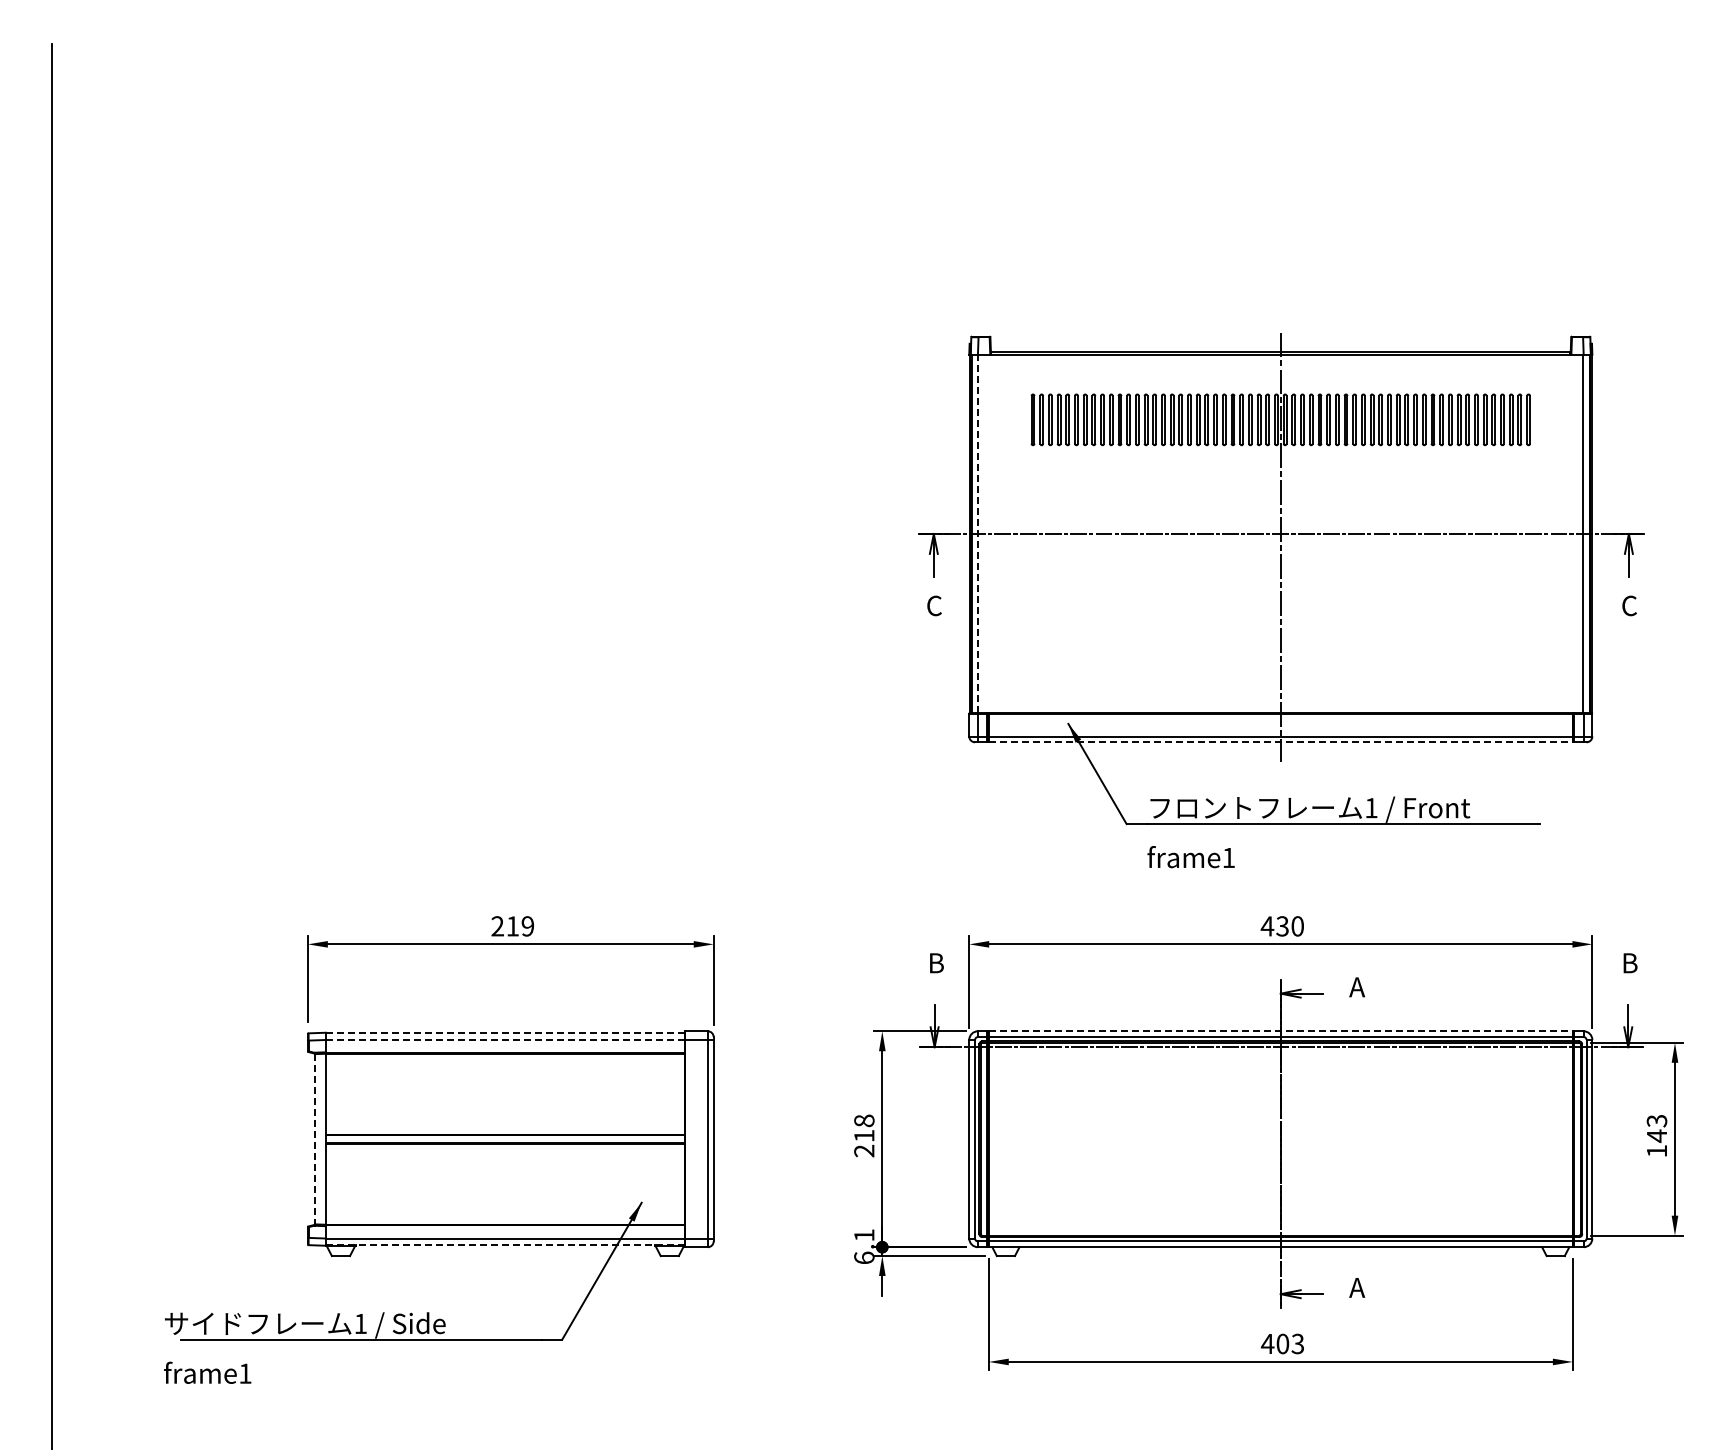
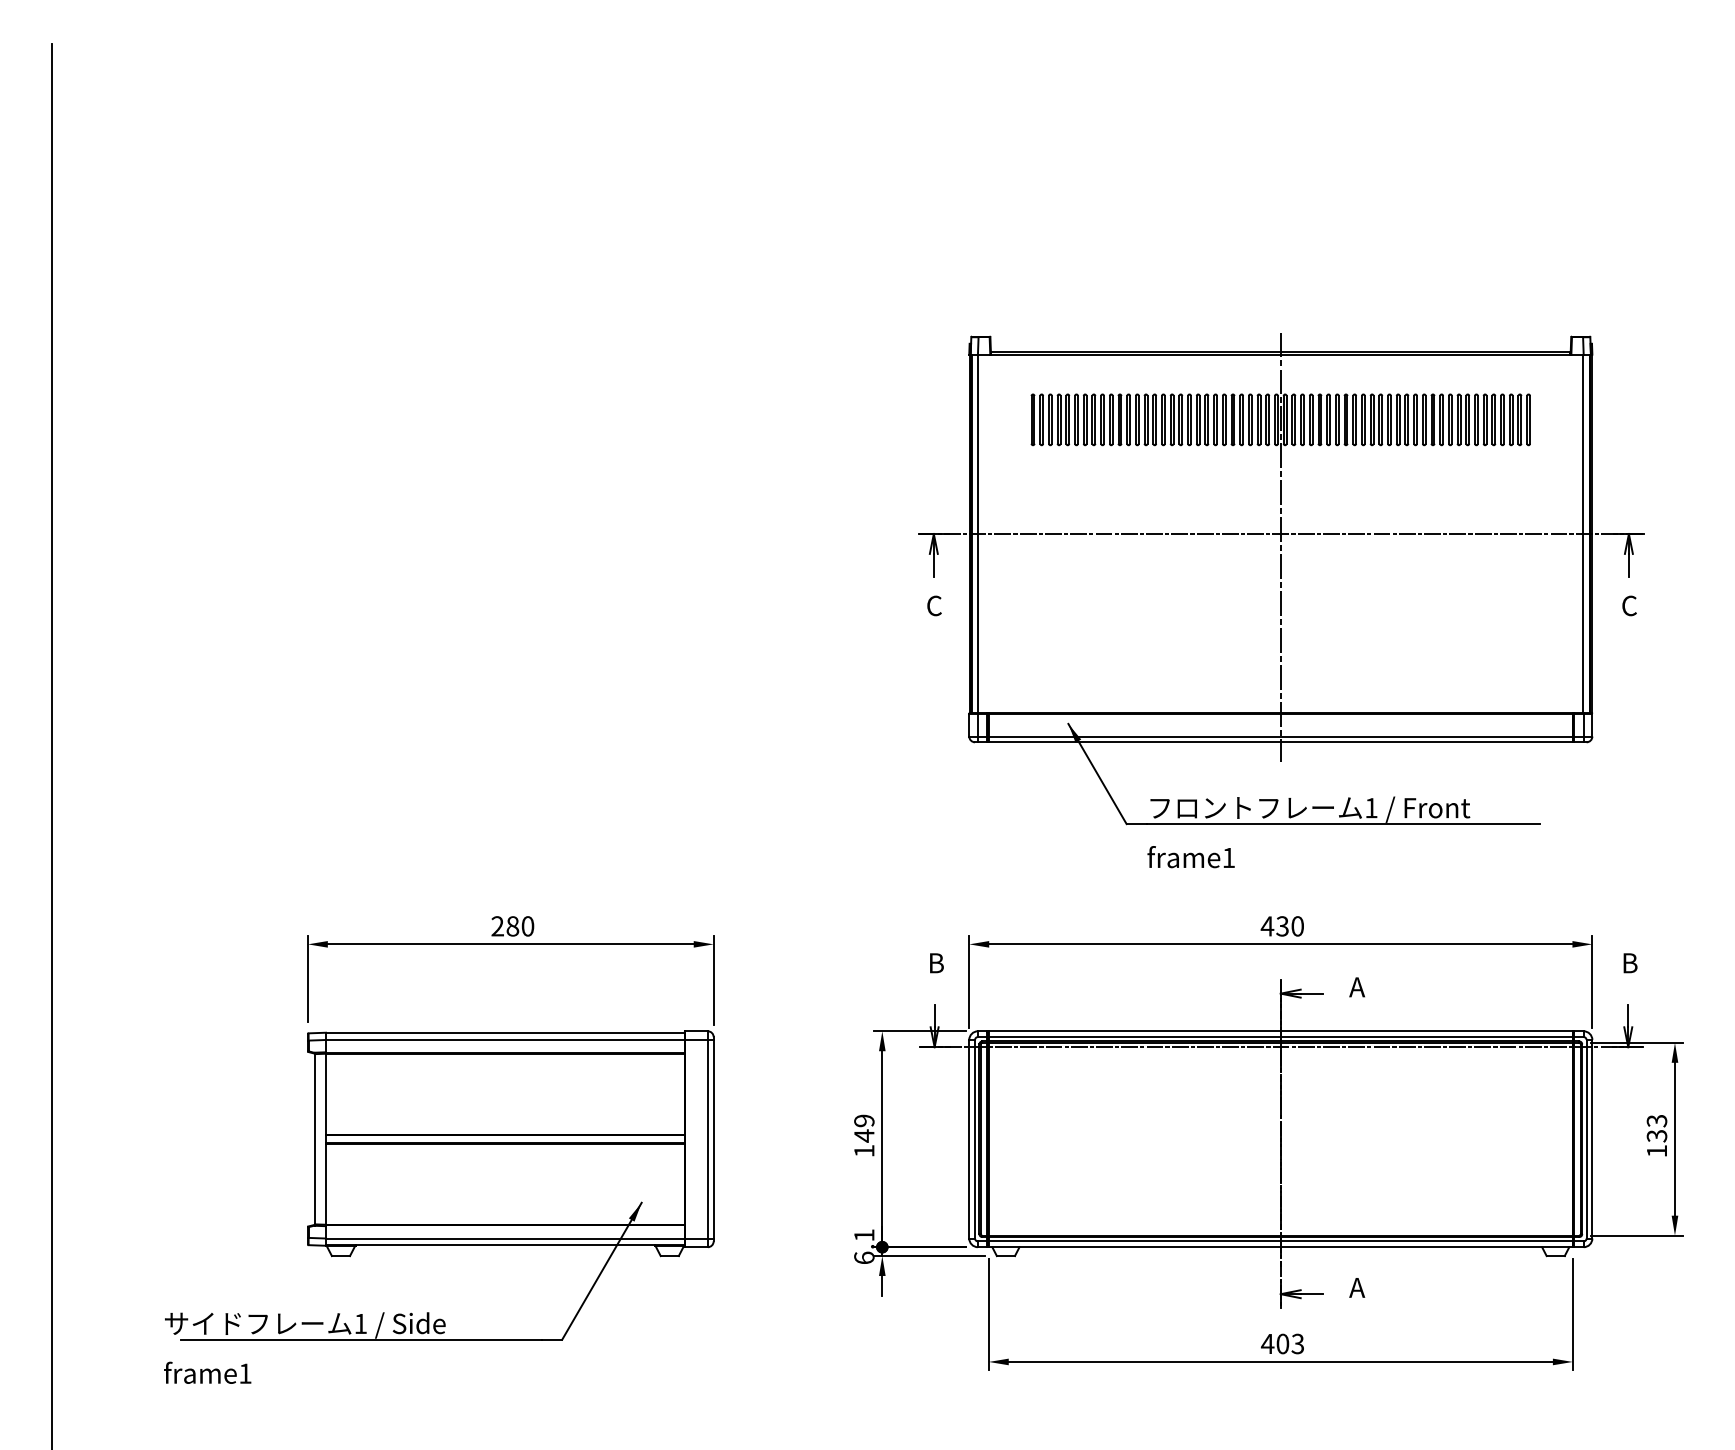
line: dashed -> solid (978, 533)
line: dashed -> solid (1280, 742)
text: 219 -> 280 (520, 926)
line: dashed -> solid (1280, 1031)
line: dashed -> solid (504, 1033)
line: dashed -> solid (504, 1039)
text: 218 -> 149 (864, 1135)
text: 143 -> 133 (1656, 1135)
line: dashed -> solid (315, 1139)
line: dashed -> solid (504, 1245)
